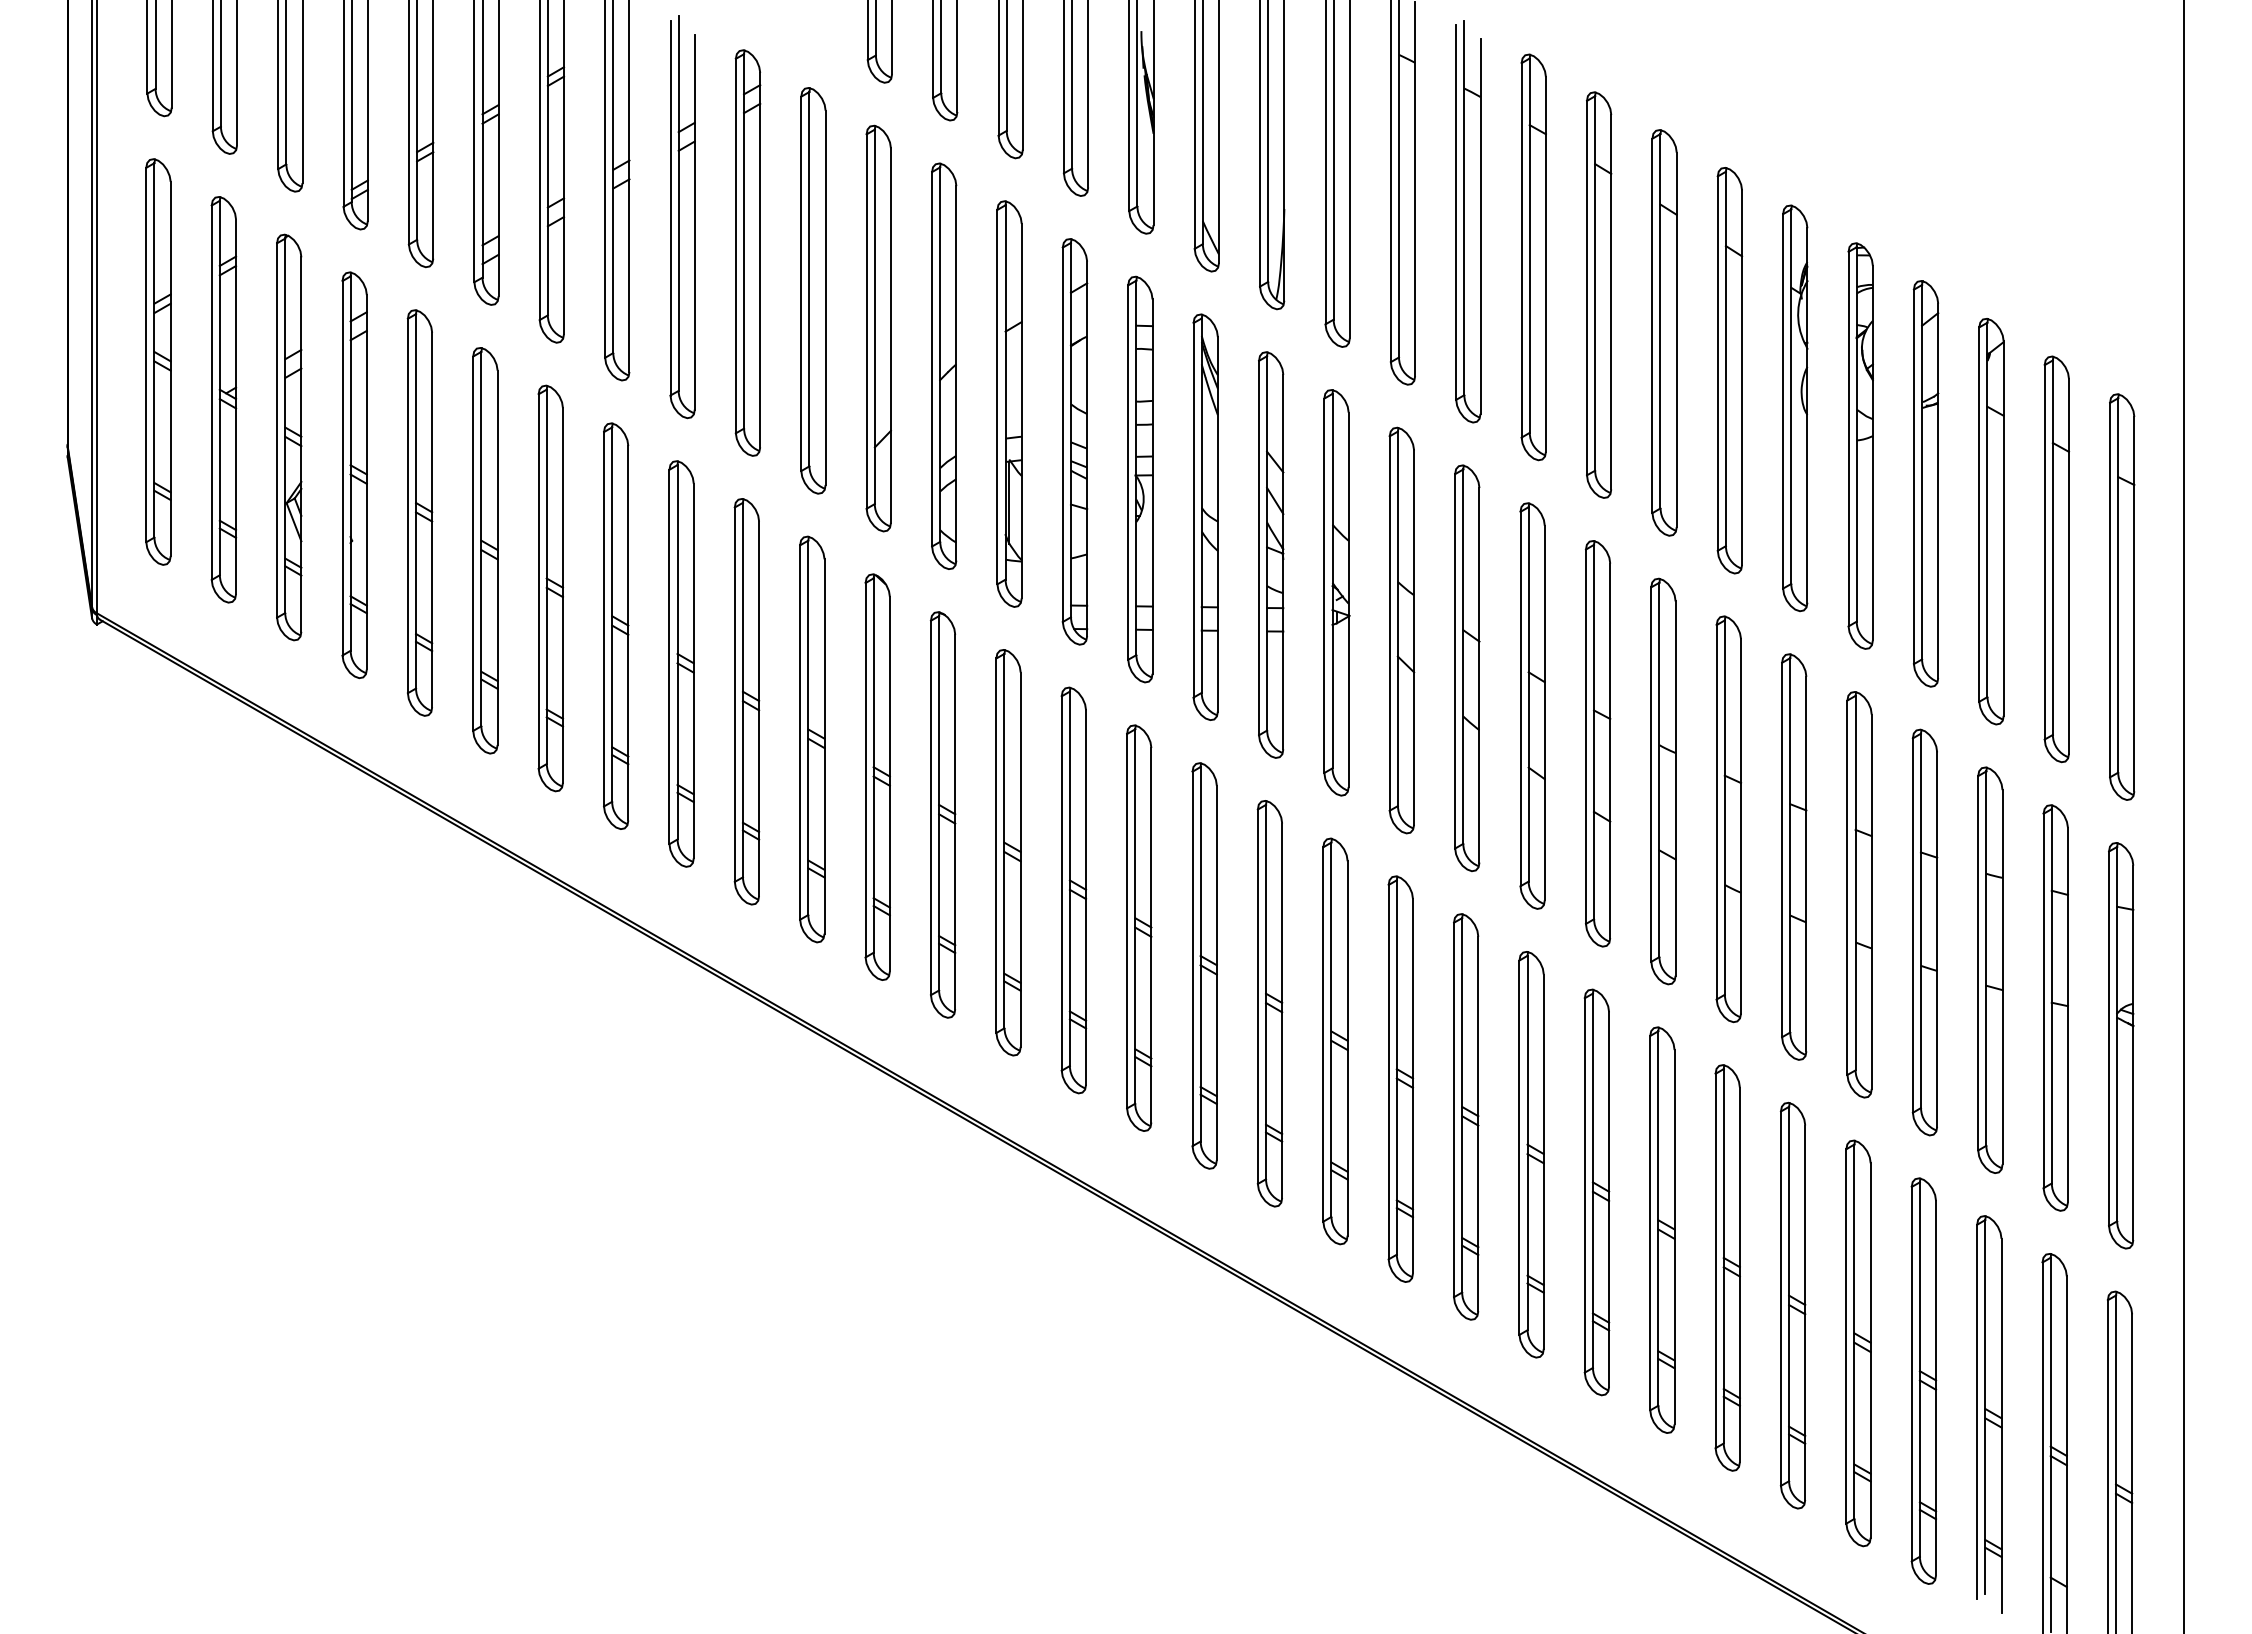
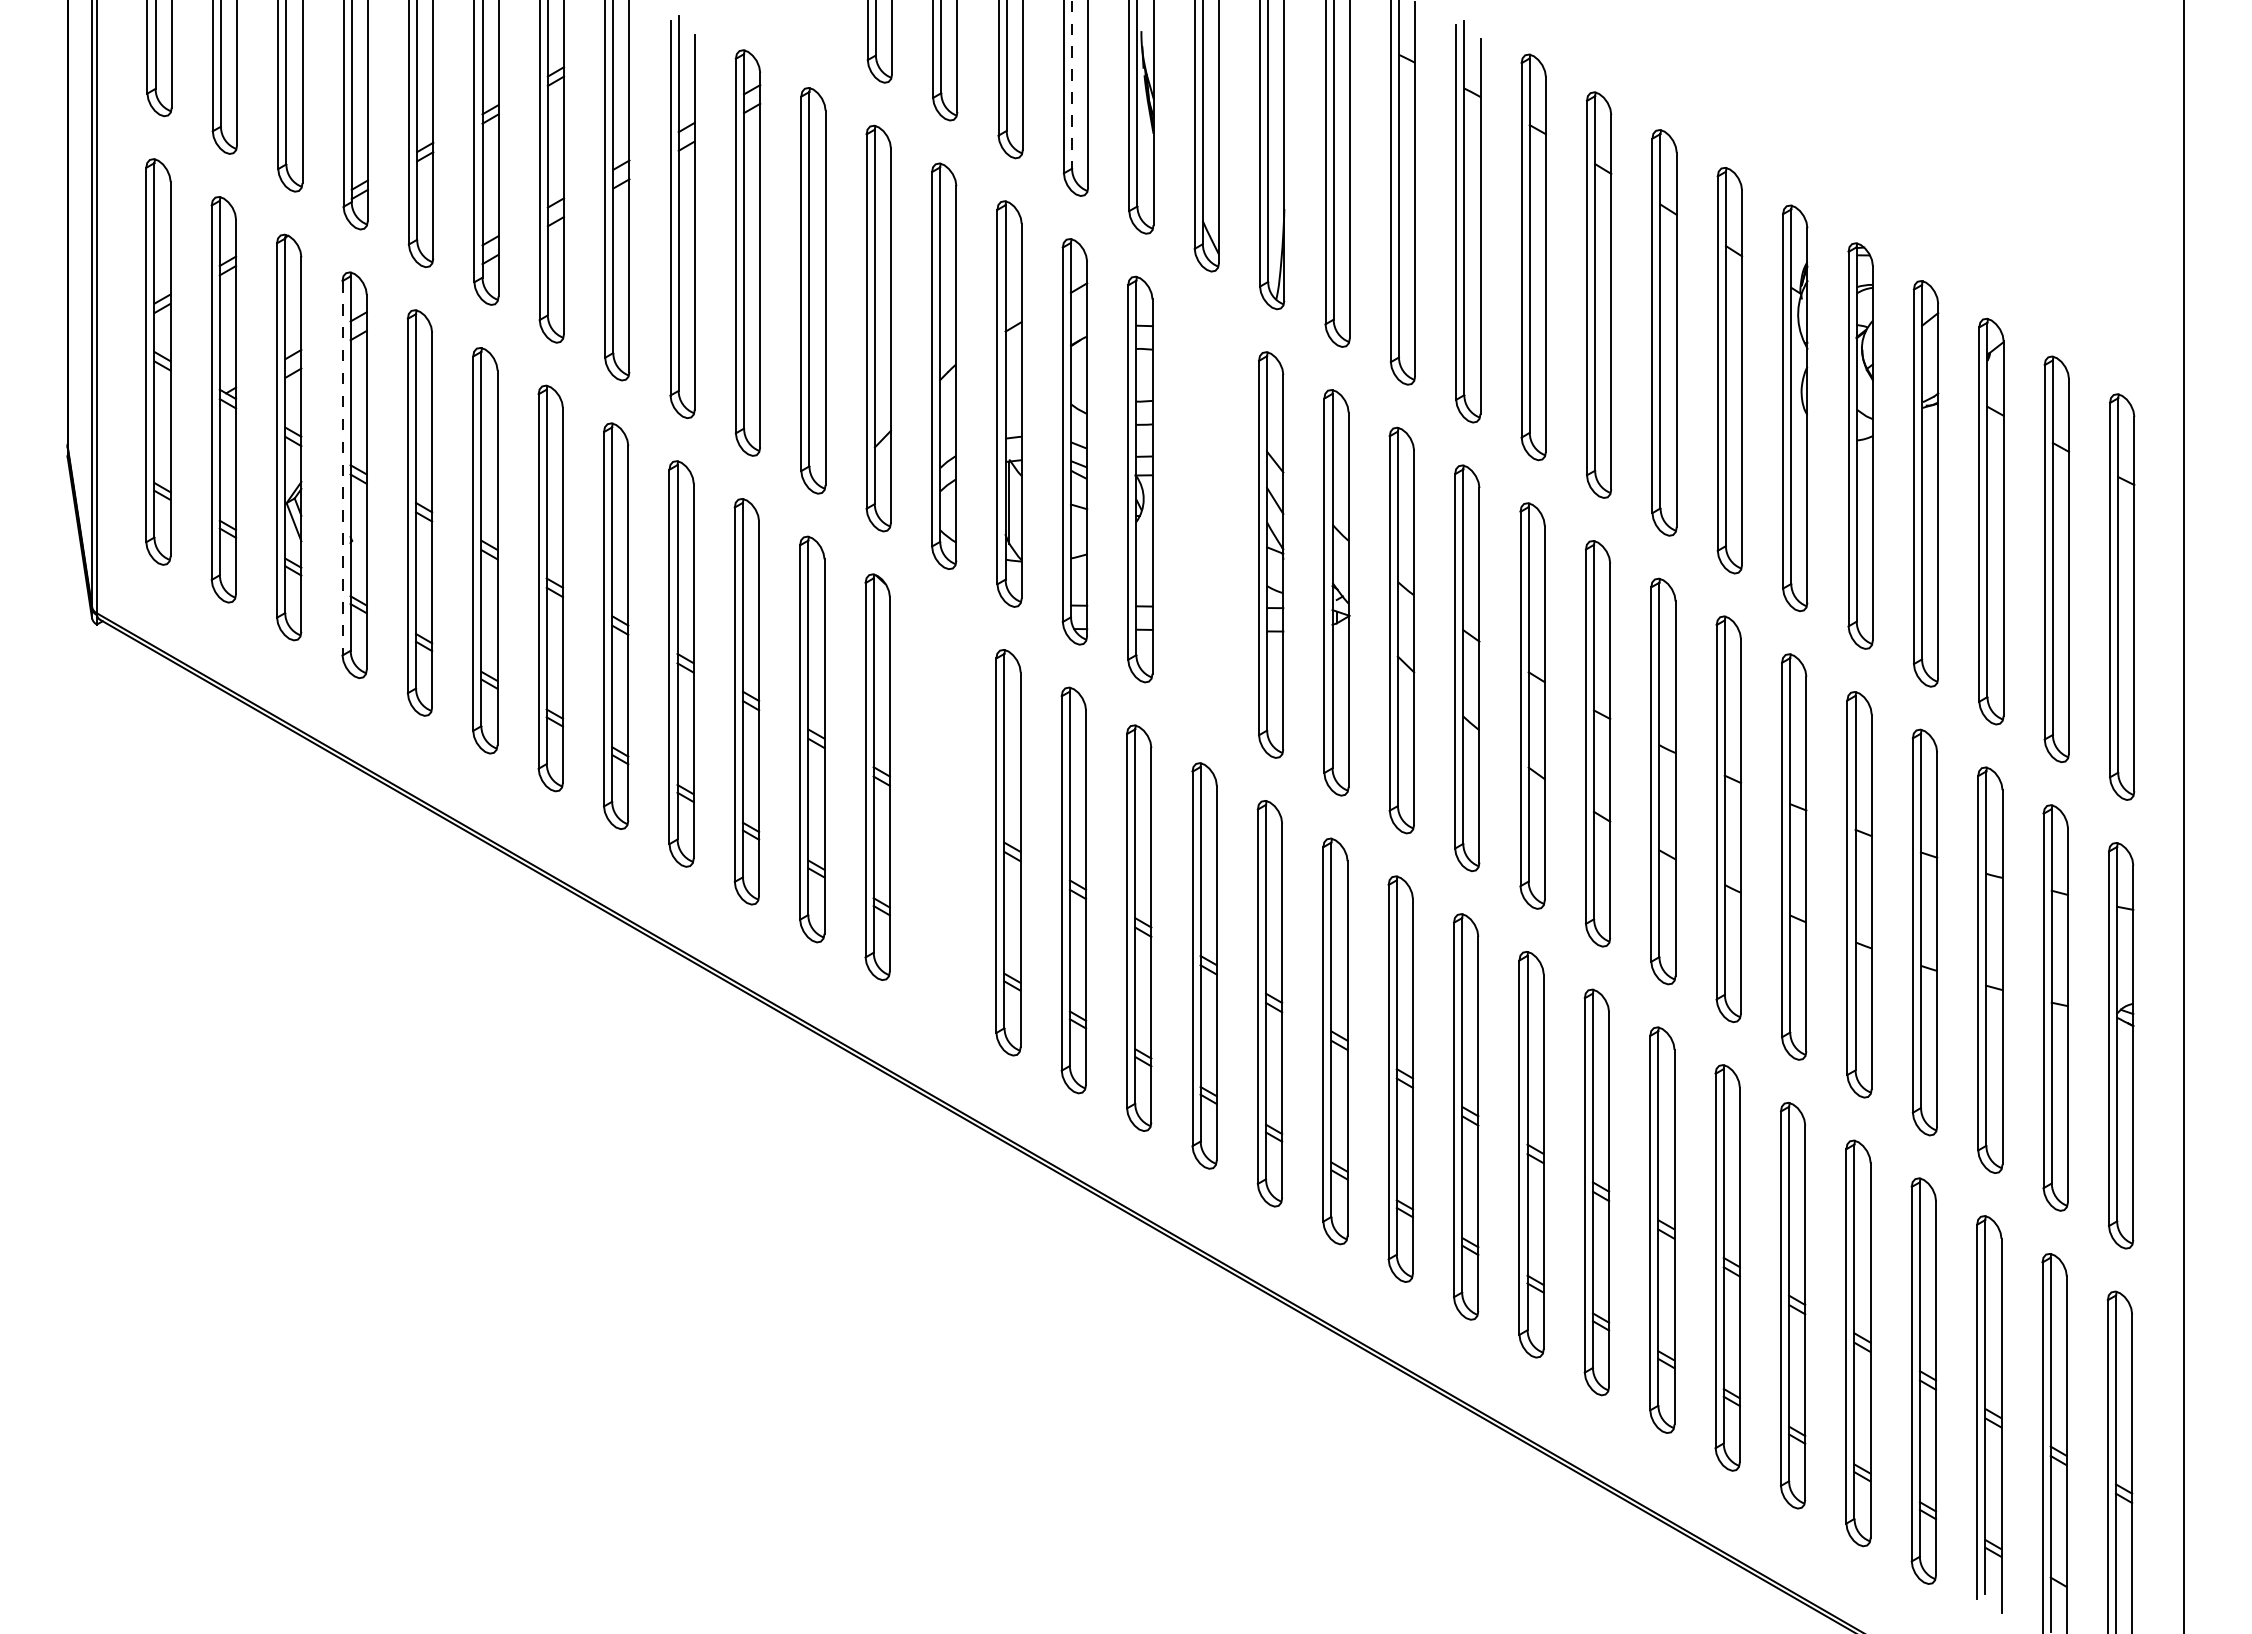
line: solid -> dashed (1072, 84)
line: solid -> dashed (342, 468)
part: present -> none (1205, 516)
part: present -> none (942, 814)
